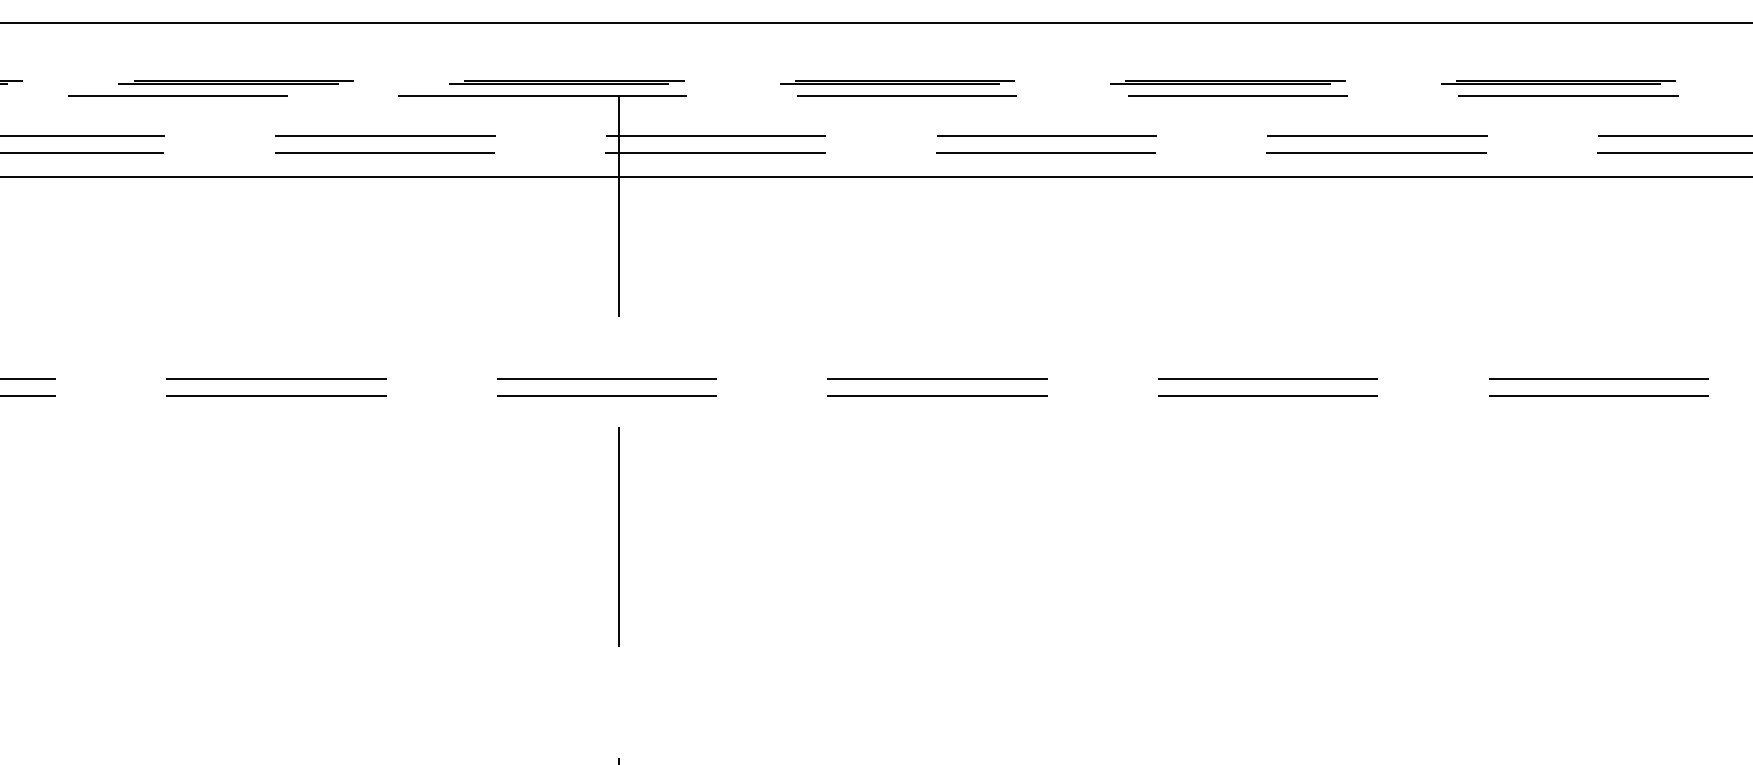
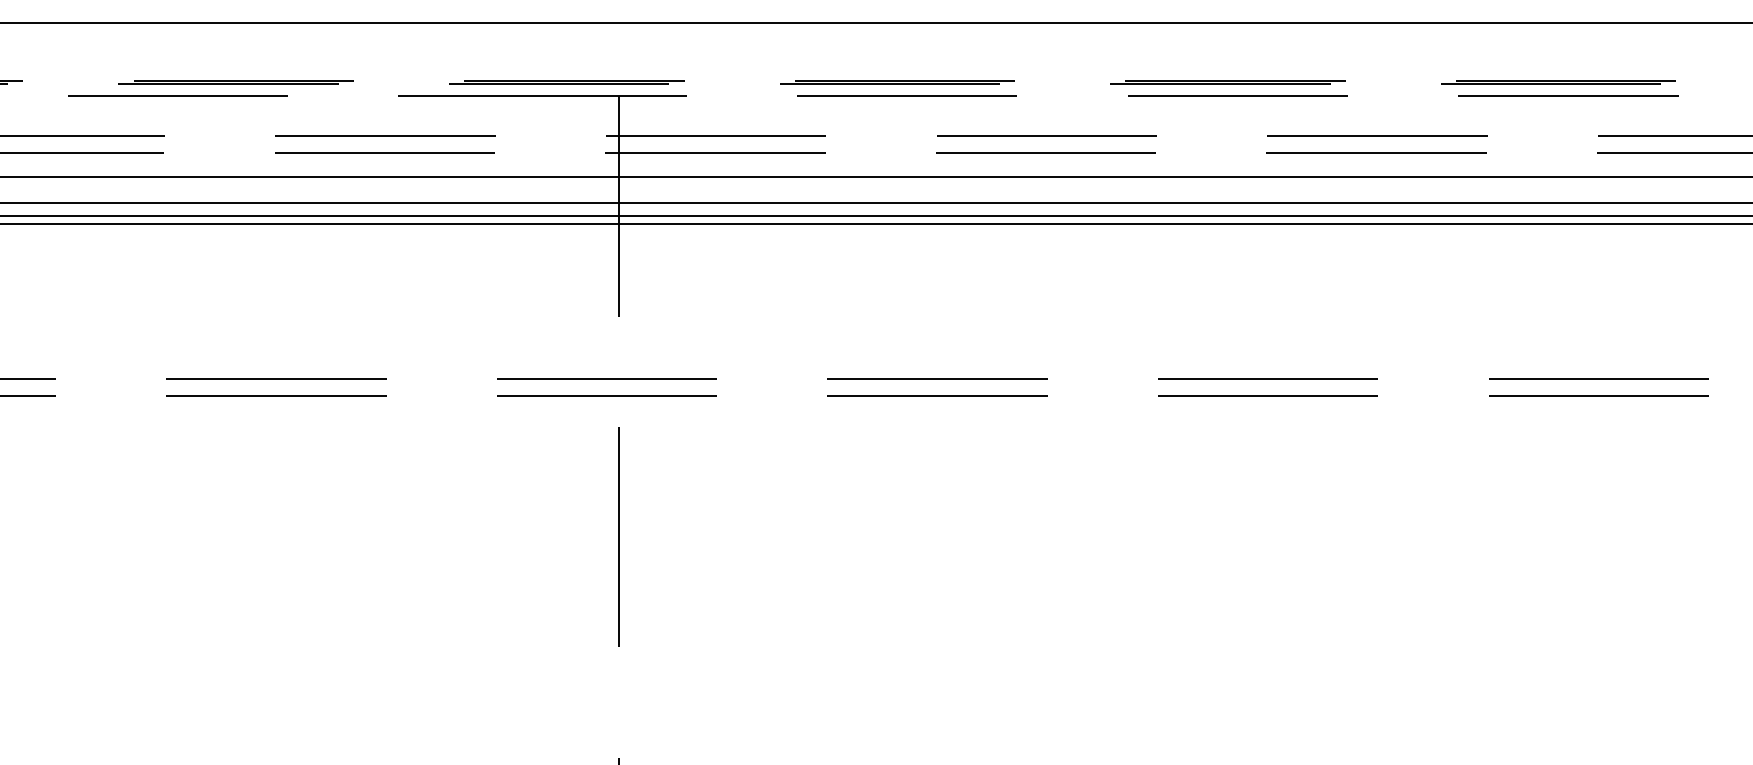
line: none -> present (875, 203)
line: none -> present (875, 215)
line: none -> present (875, 224)
